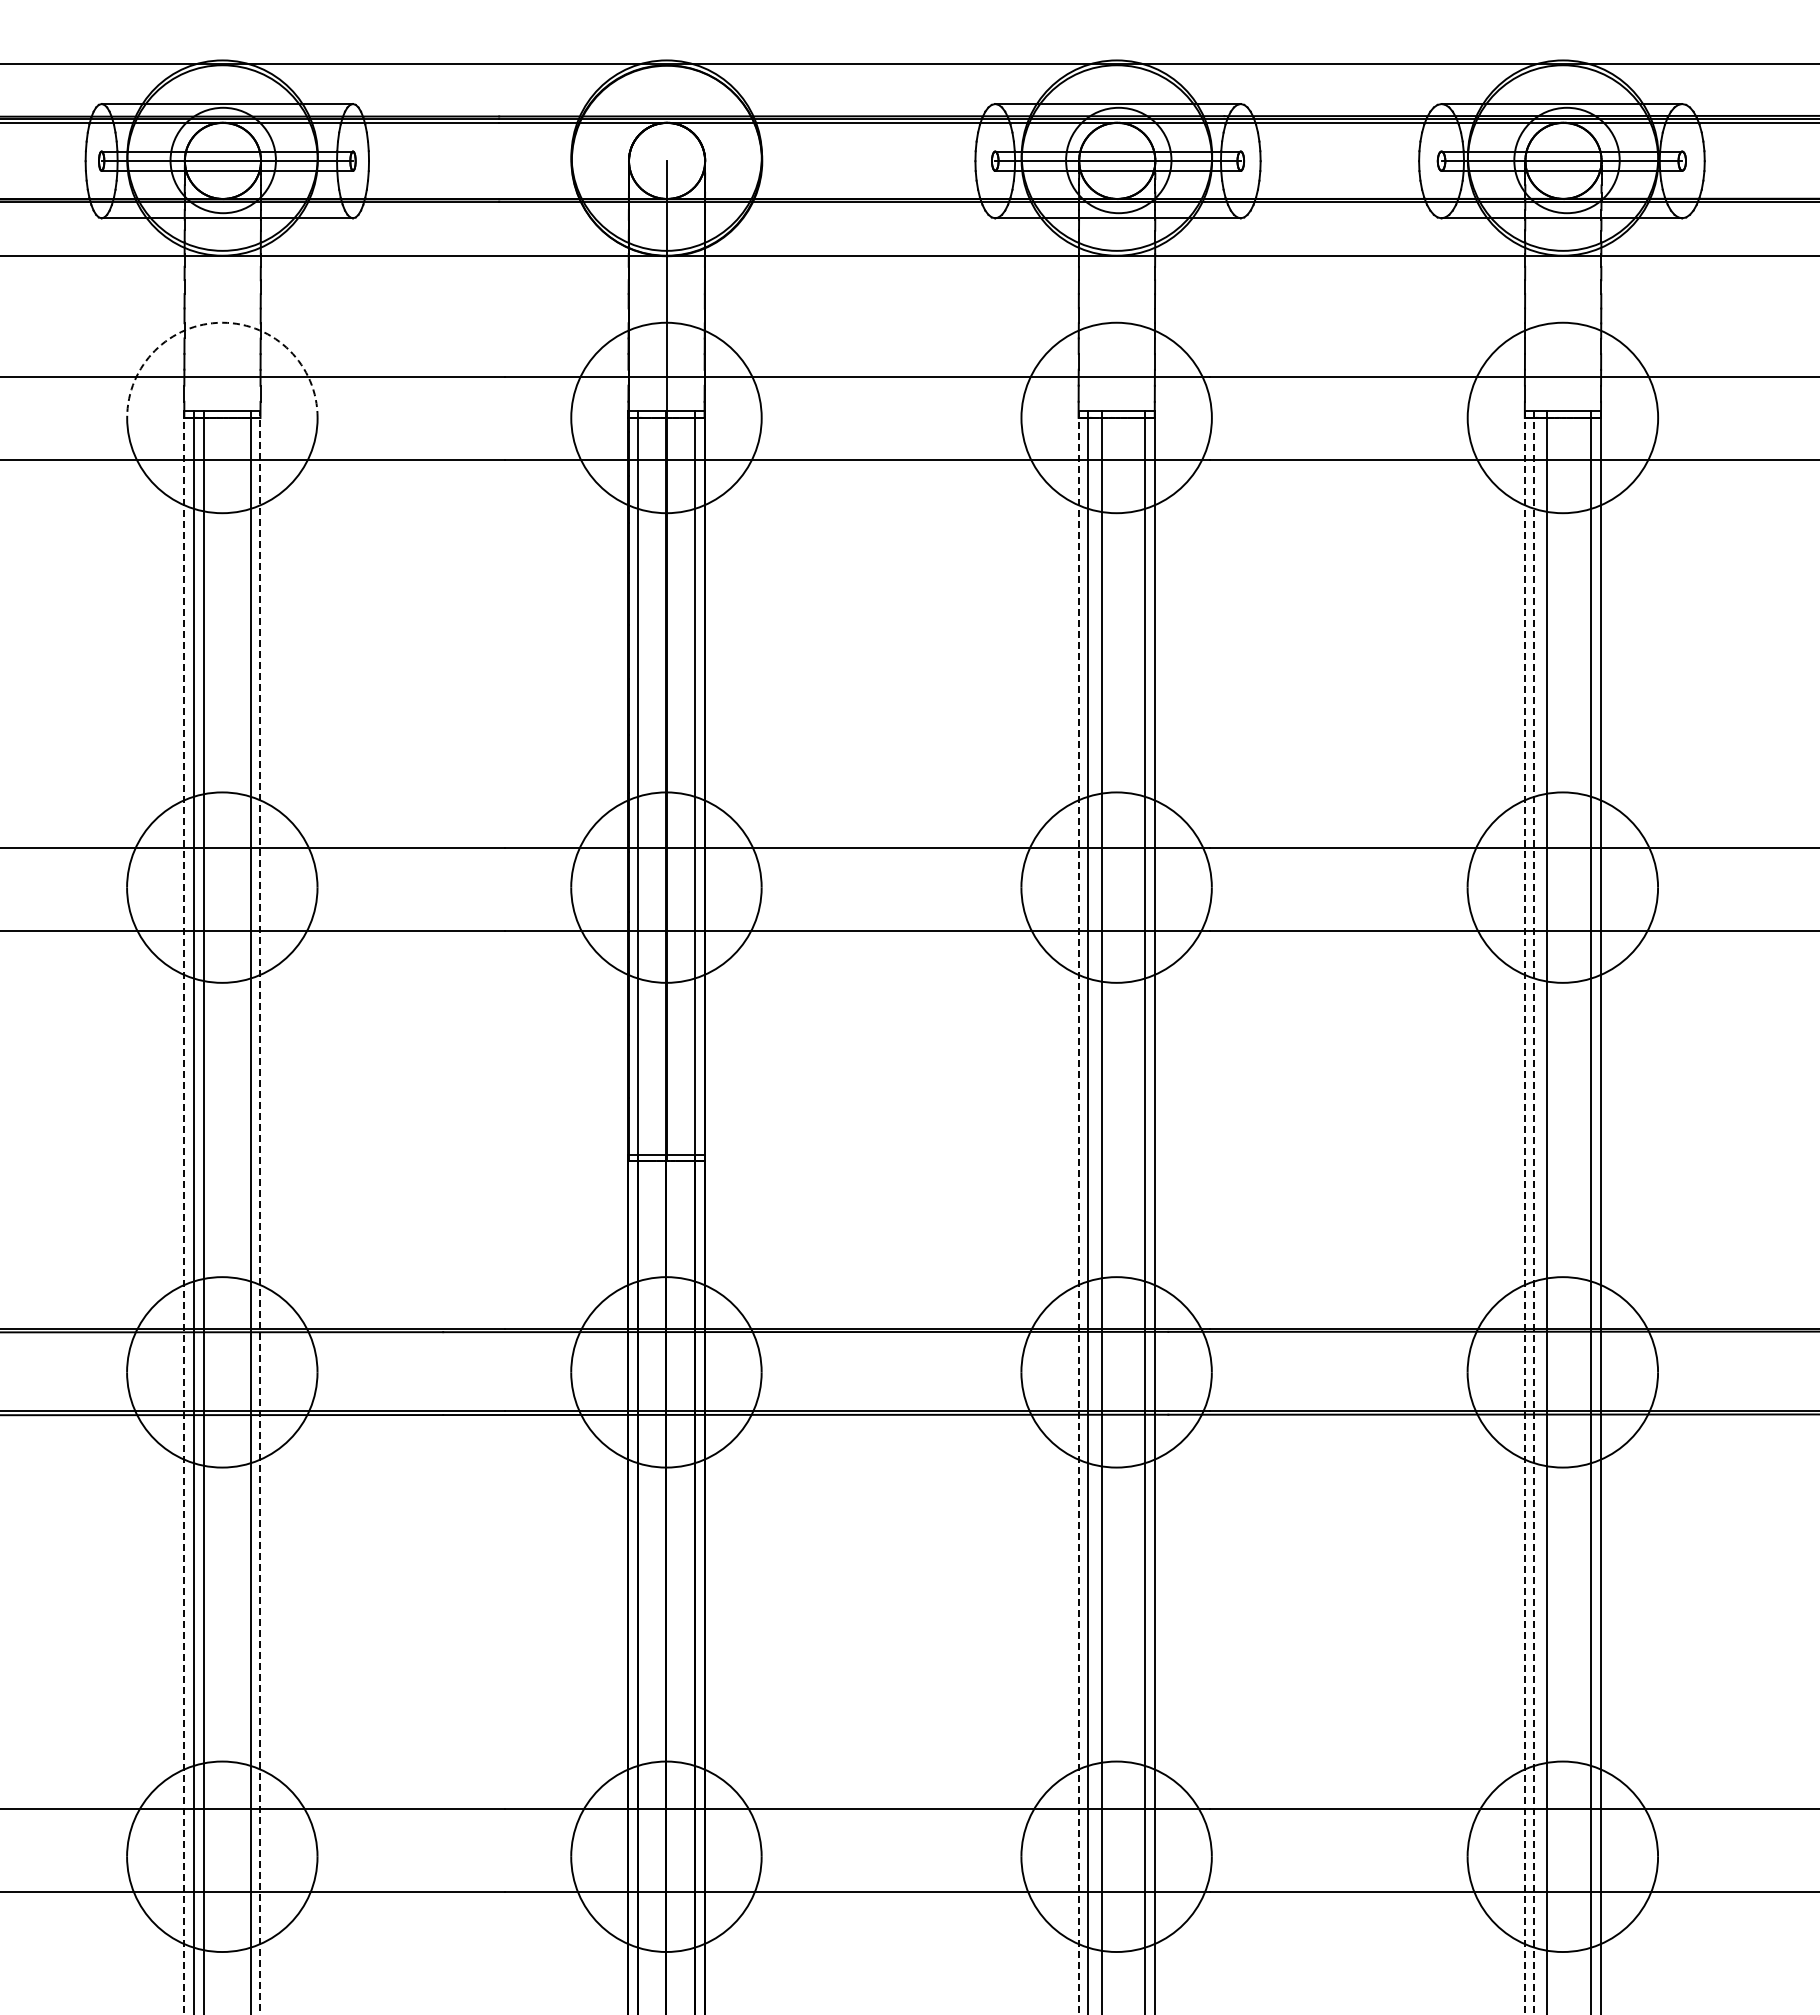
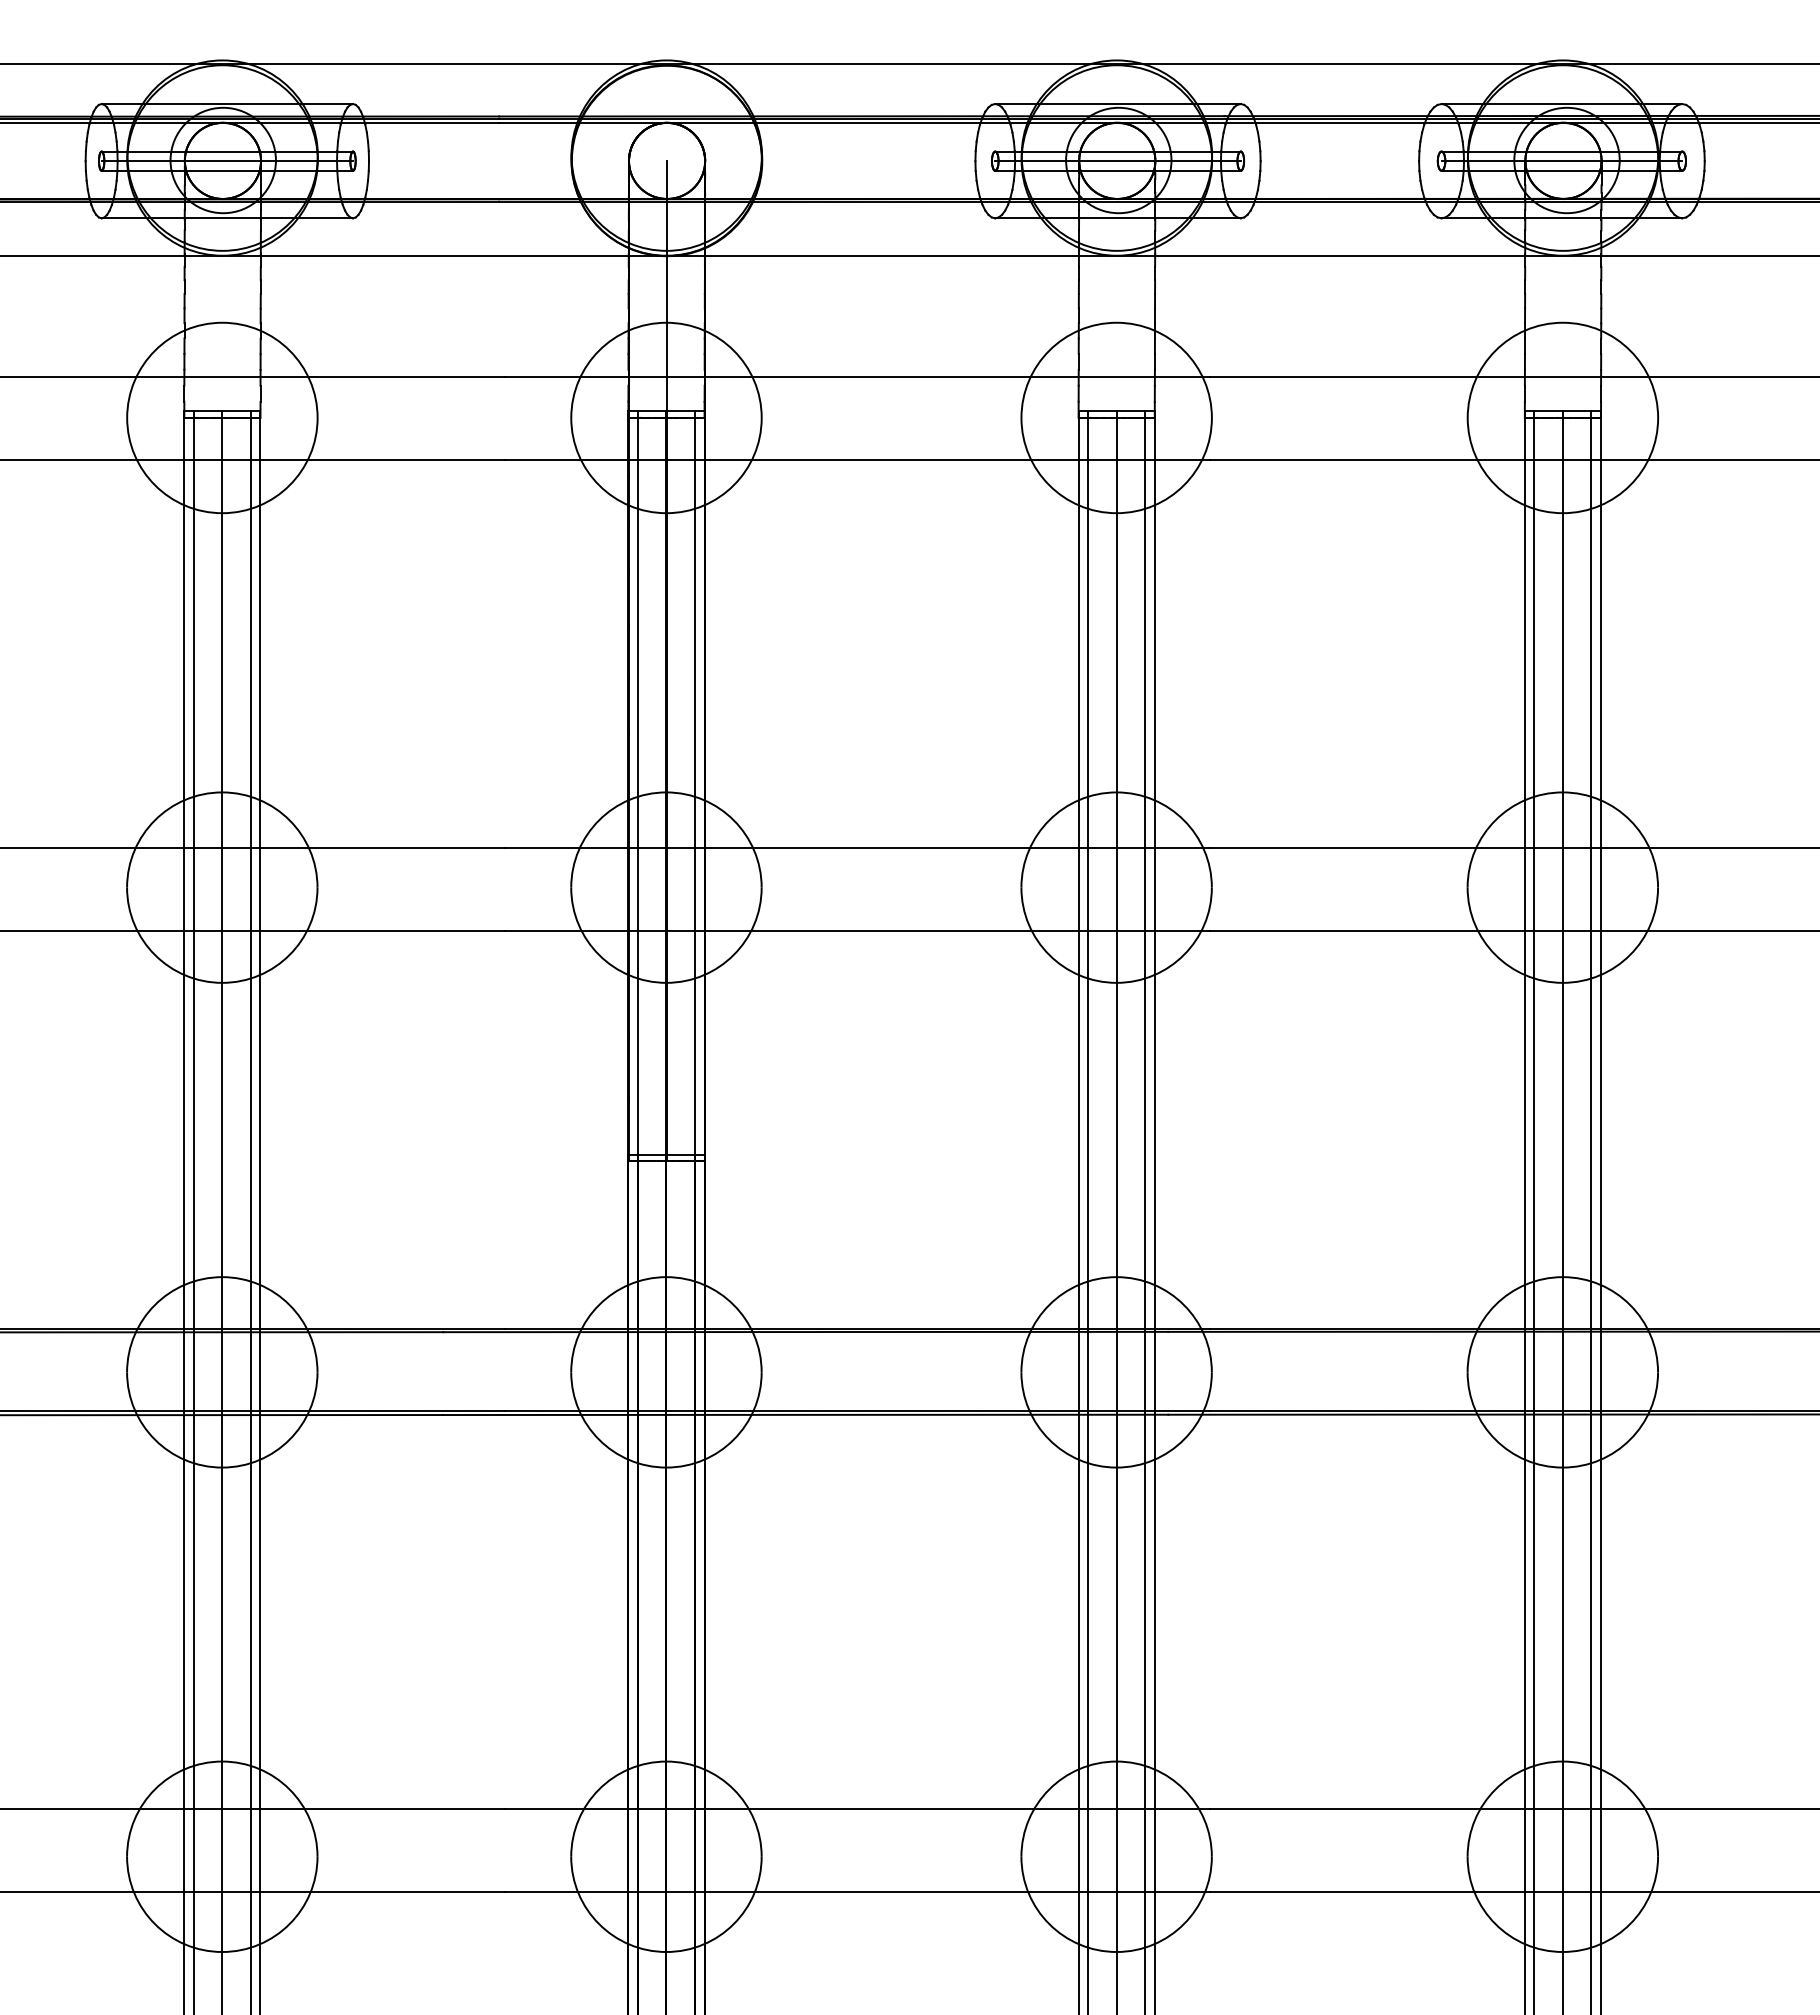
arc: dashed -> solid (222, 322)
line position: (204, 1211) -> (222, 1211) (222, 1211)
line position: (1101, 1211) -> (1116, 1211) (1116, 1211)
line position: (1546, 1211) -> (1562, 1211) (1562, 1211)
line: dashed -> solid (260, 1212)
line: dashed -> solid (184, 1213)
line: dashed -> solid (1078, 1213)
line: dashed -> solid (1524, 1213)
line: dashed -> solid (1534, 1213)
